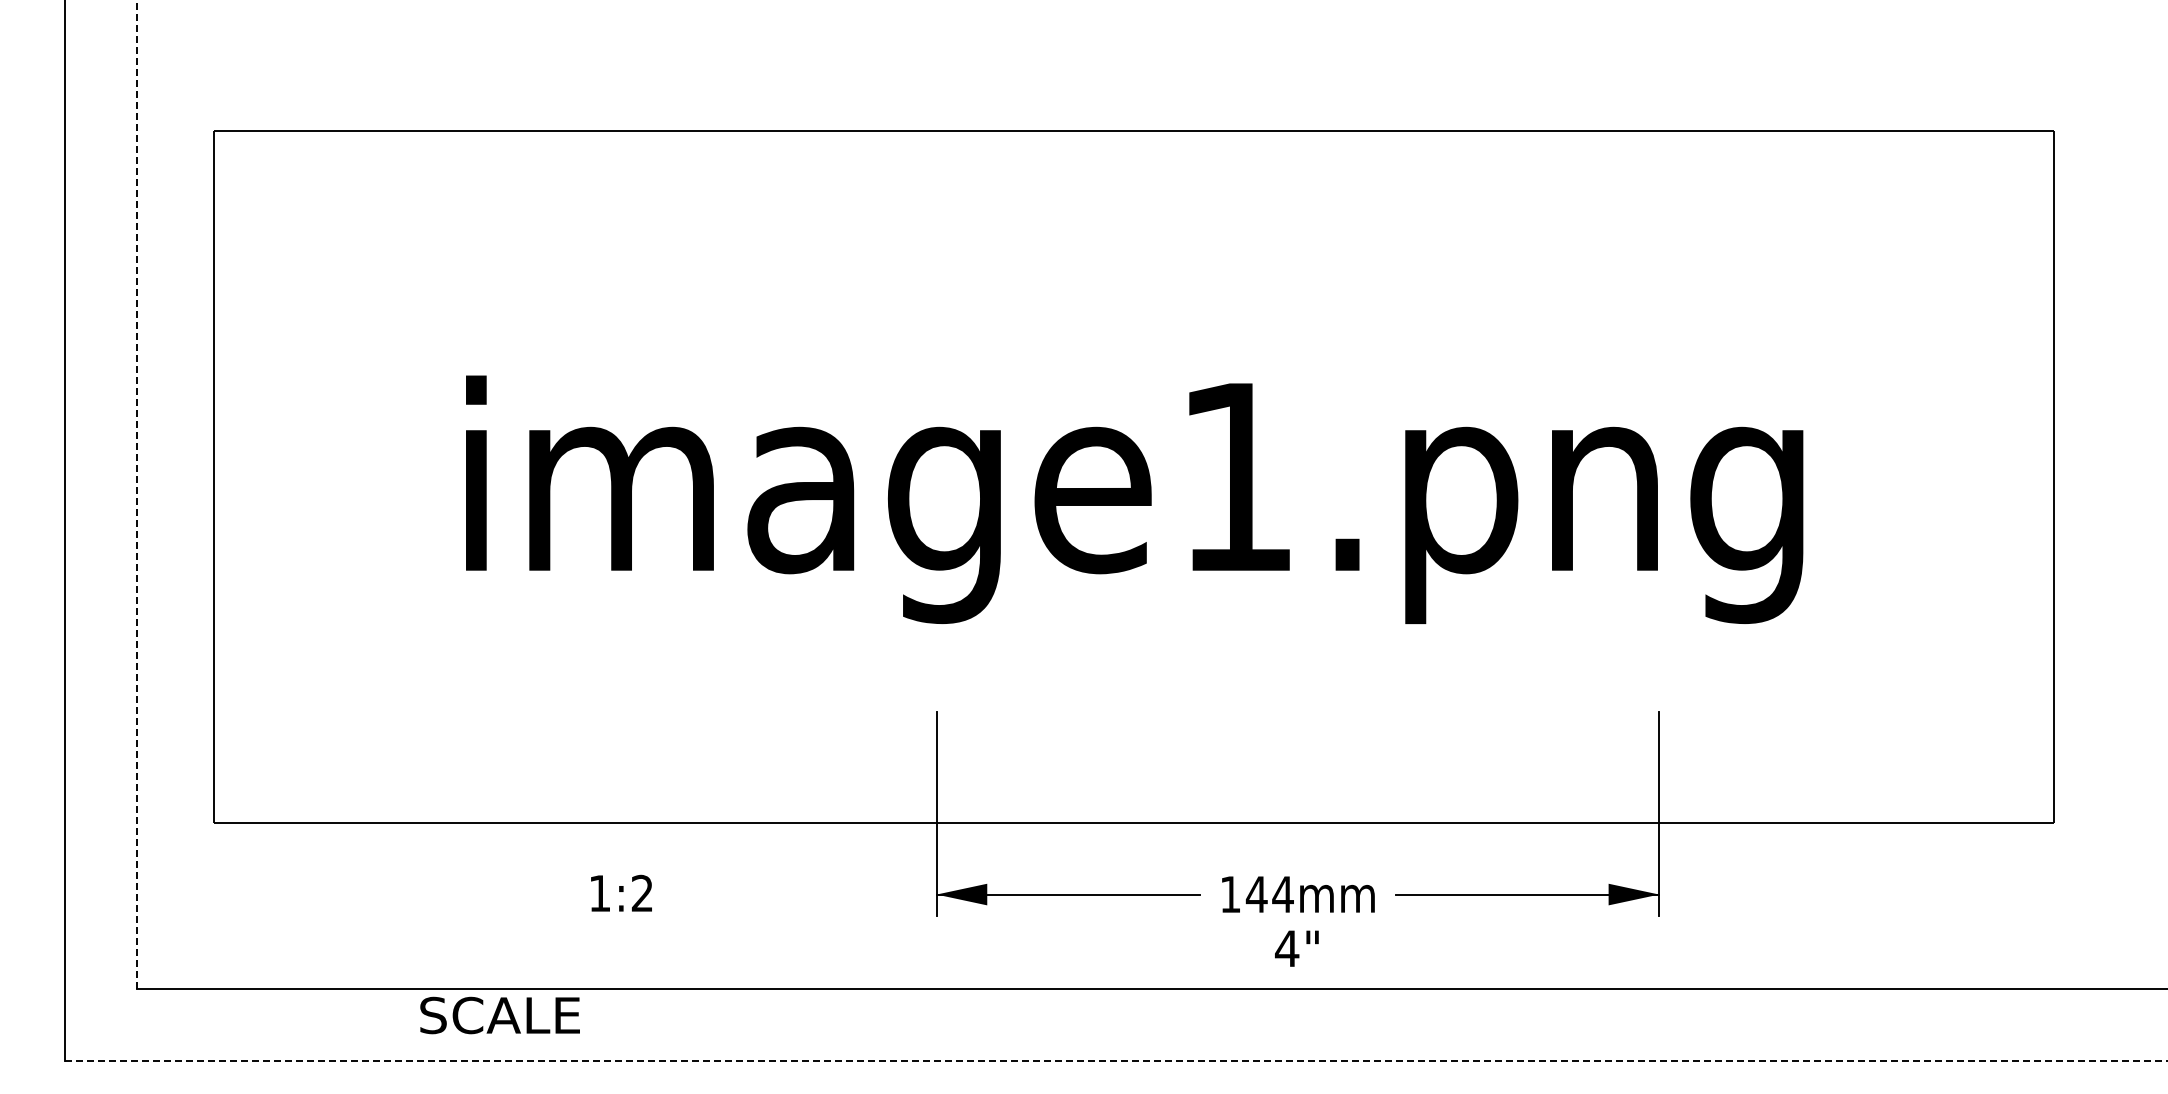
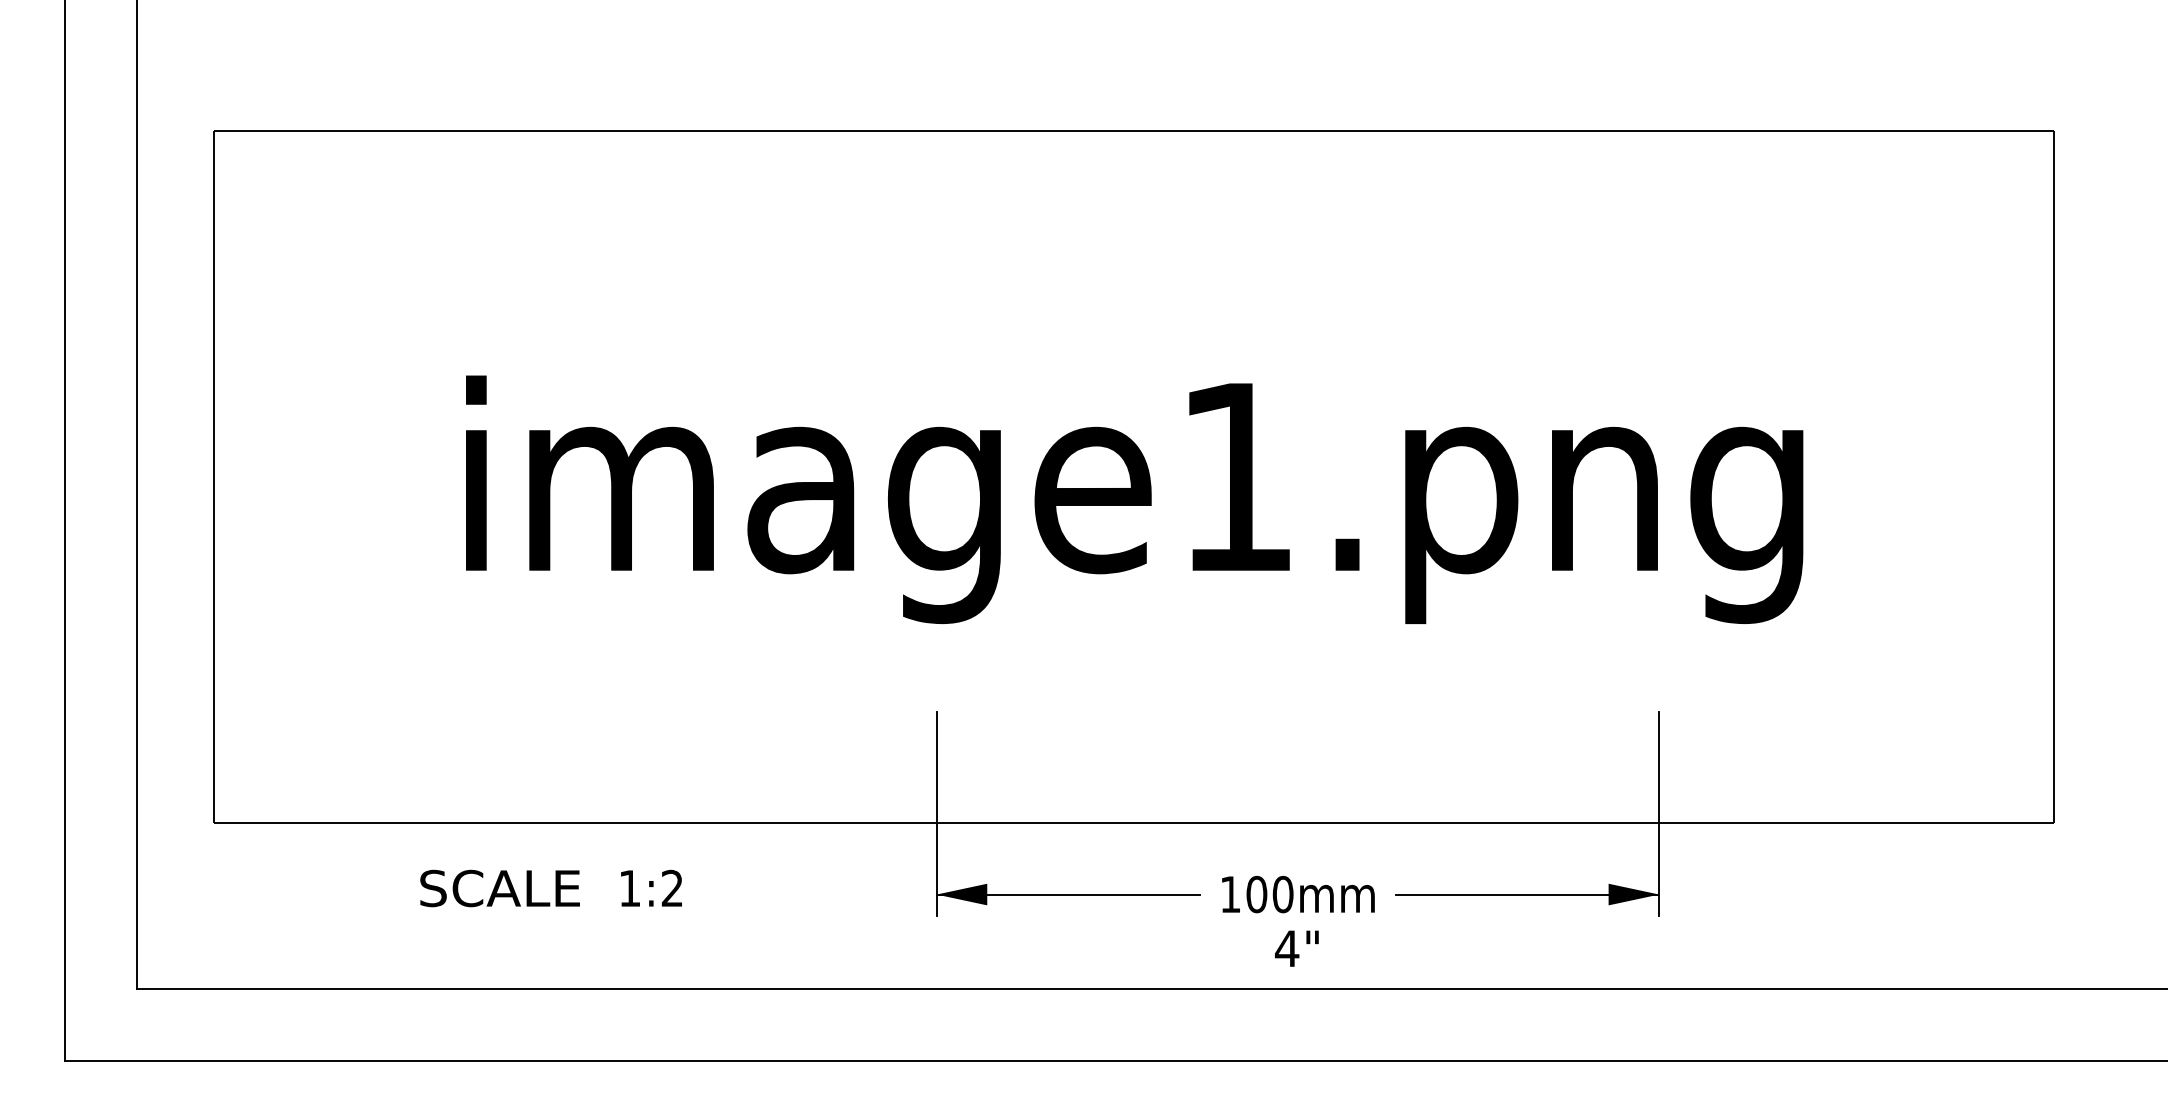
line: dashed -> solid (137, 494)
text position: (621, 892) -> (651, 887) (651, 887)
text: 144 -> 100 (1269, 894)
text position: (499, 1015) -> (499, 888) (499, 888)
line: dashed -> solid (1116, 1061)
